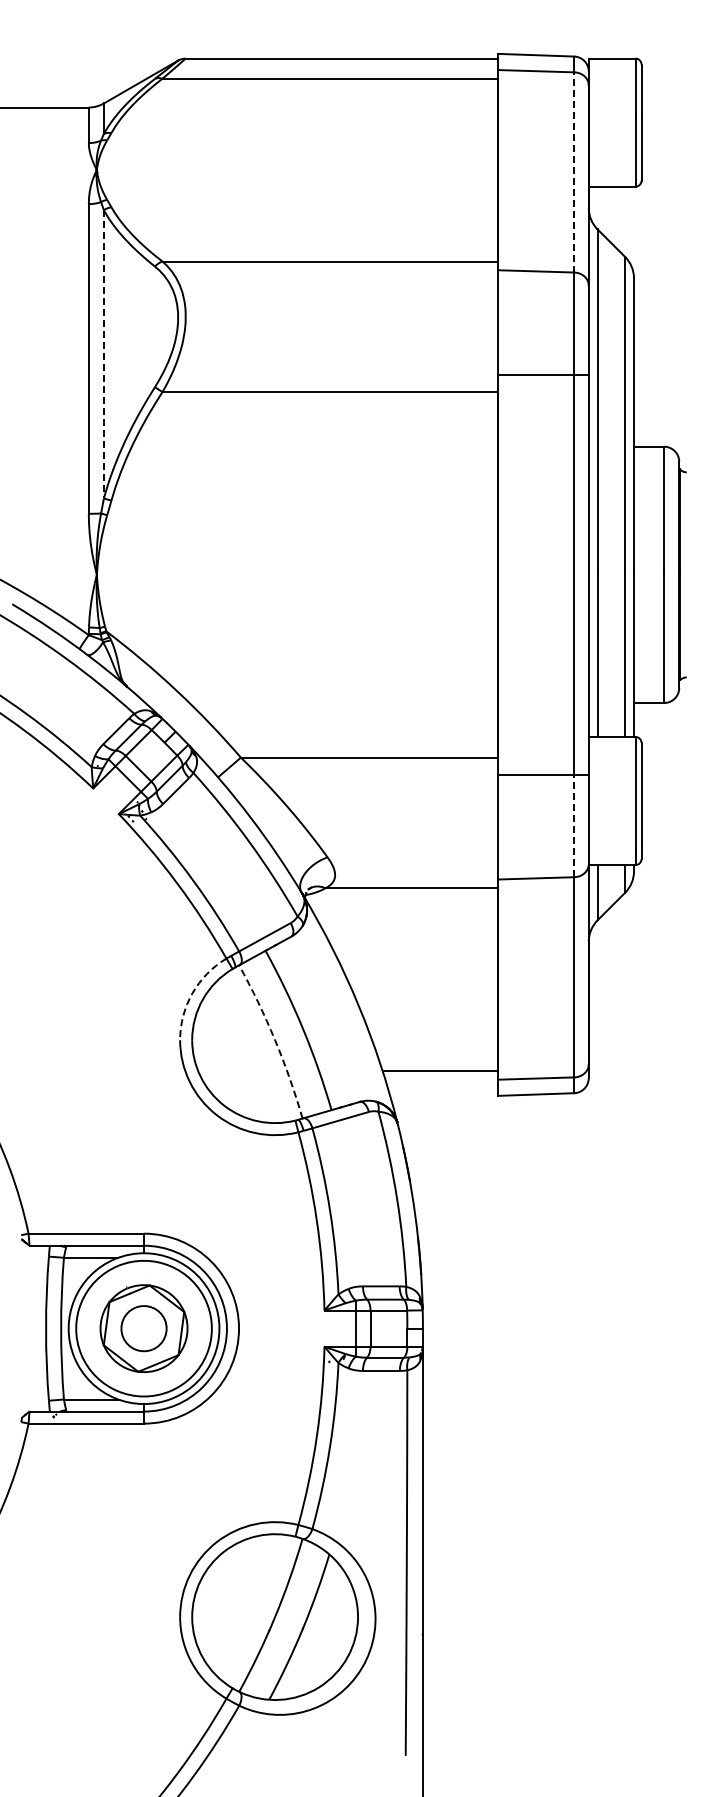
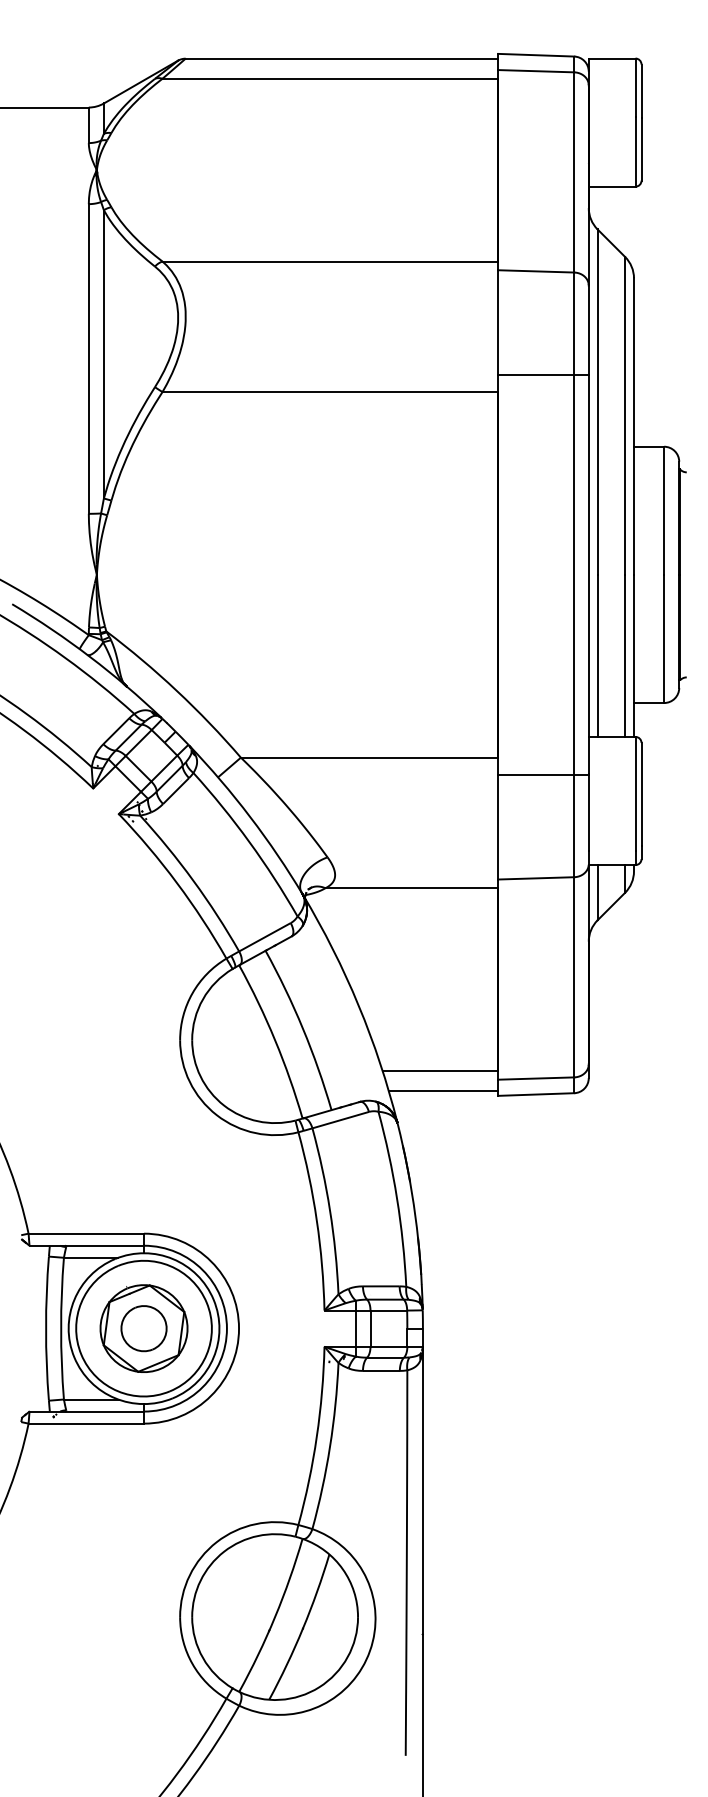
line: dashed -> solid (574, 171)
line: dashed -> solid (103, 354)
line: dashed -> solid (574, 825)
arc: dashed -> solid (192, 993)
arc: dashed -> solid (275, 1040)
line: none -> present (443, 1091)
